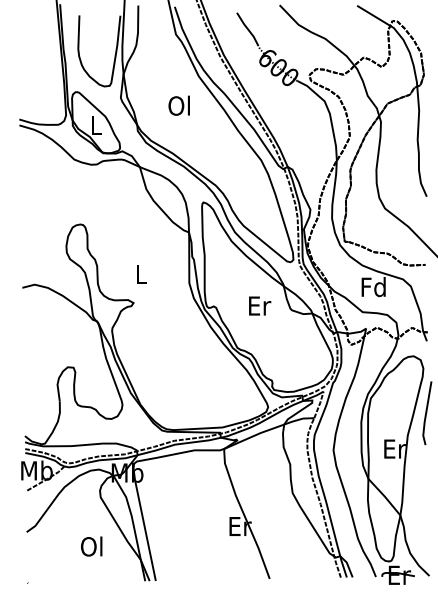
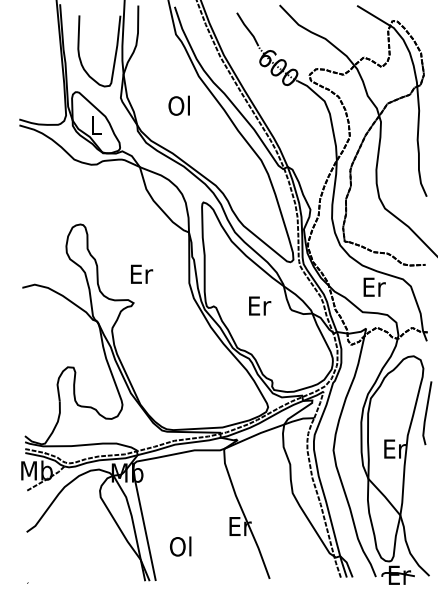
text: L -> Er (142, 273)
text: Fd -> Er (373, 287)
text position: (91, 546) -> (180, 546) (180, 546)
